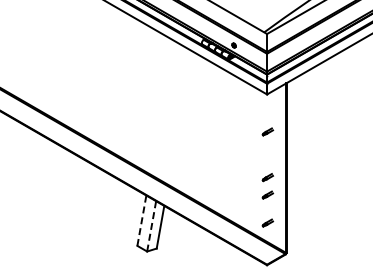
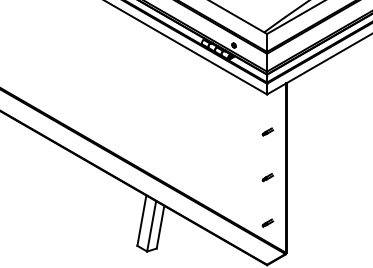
part: present -> none (267, 194)
line: dashed -> solid (141, 220)
line: dashed -> solid (151, 226)
